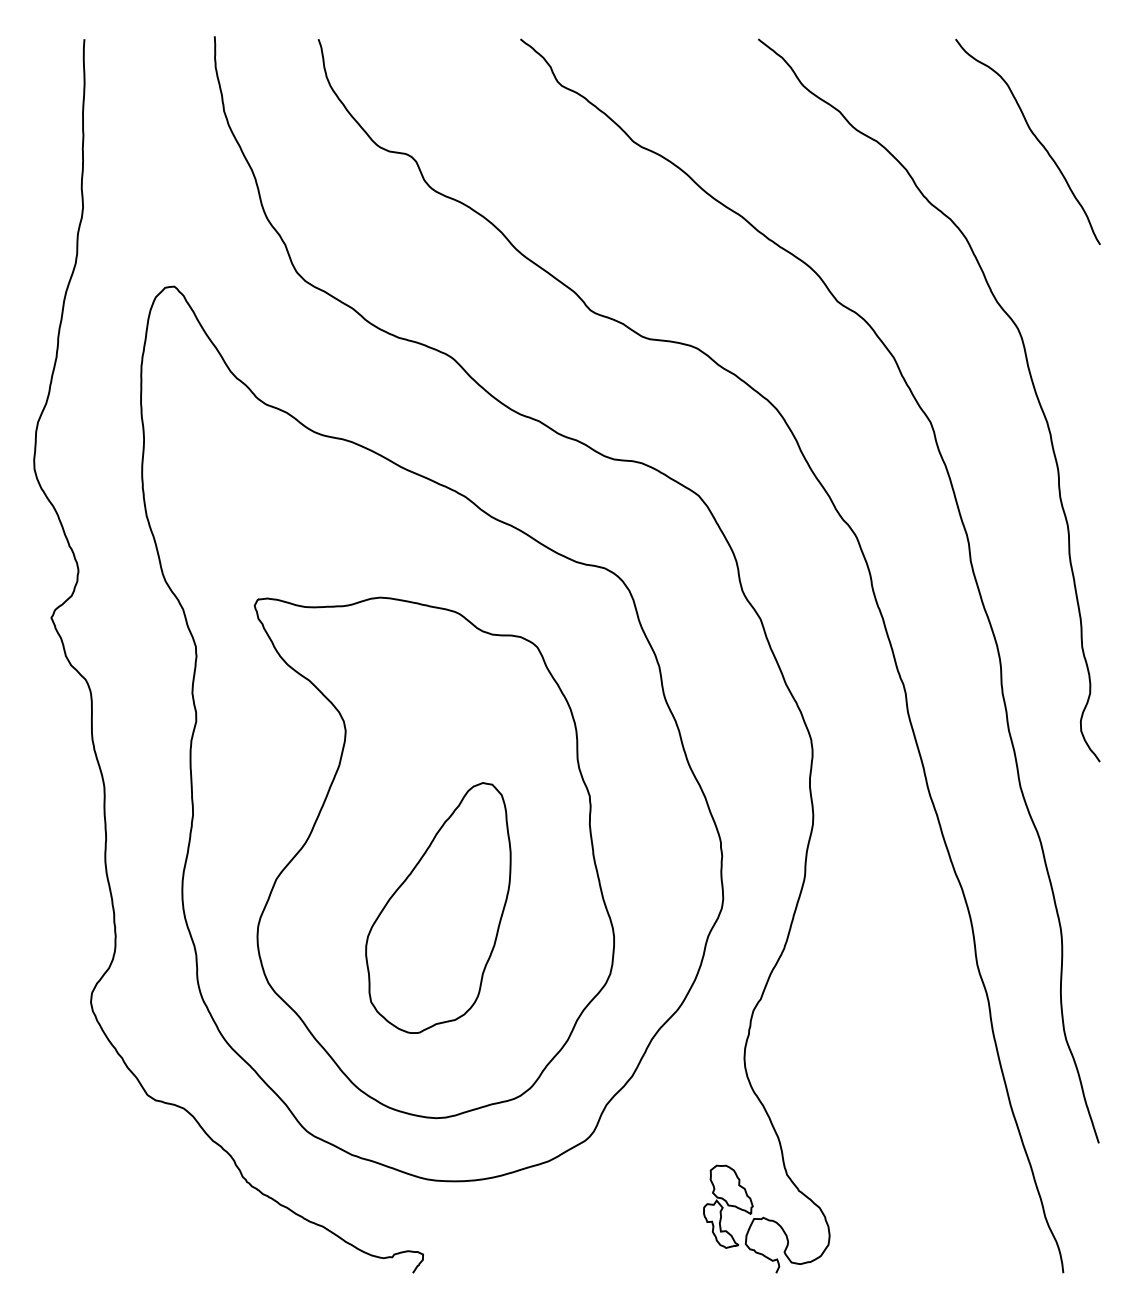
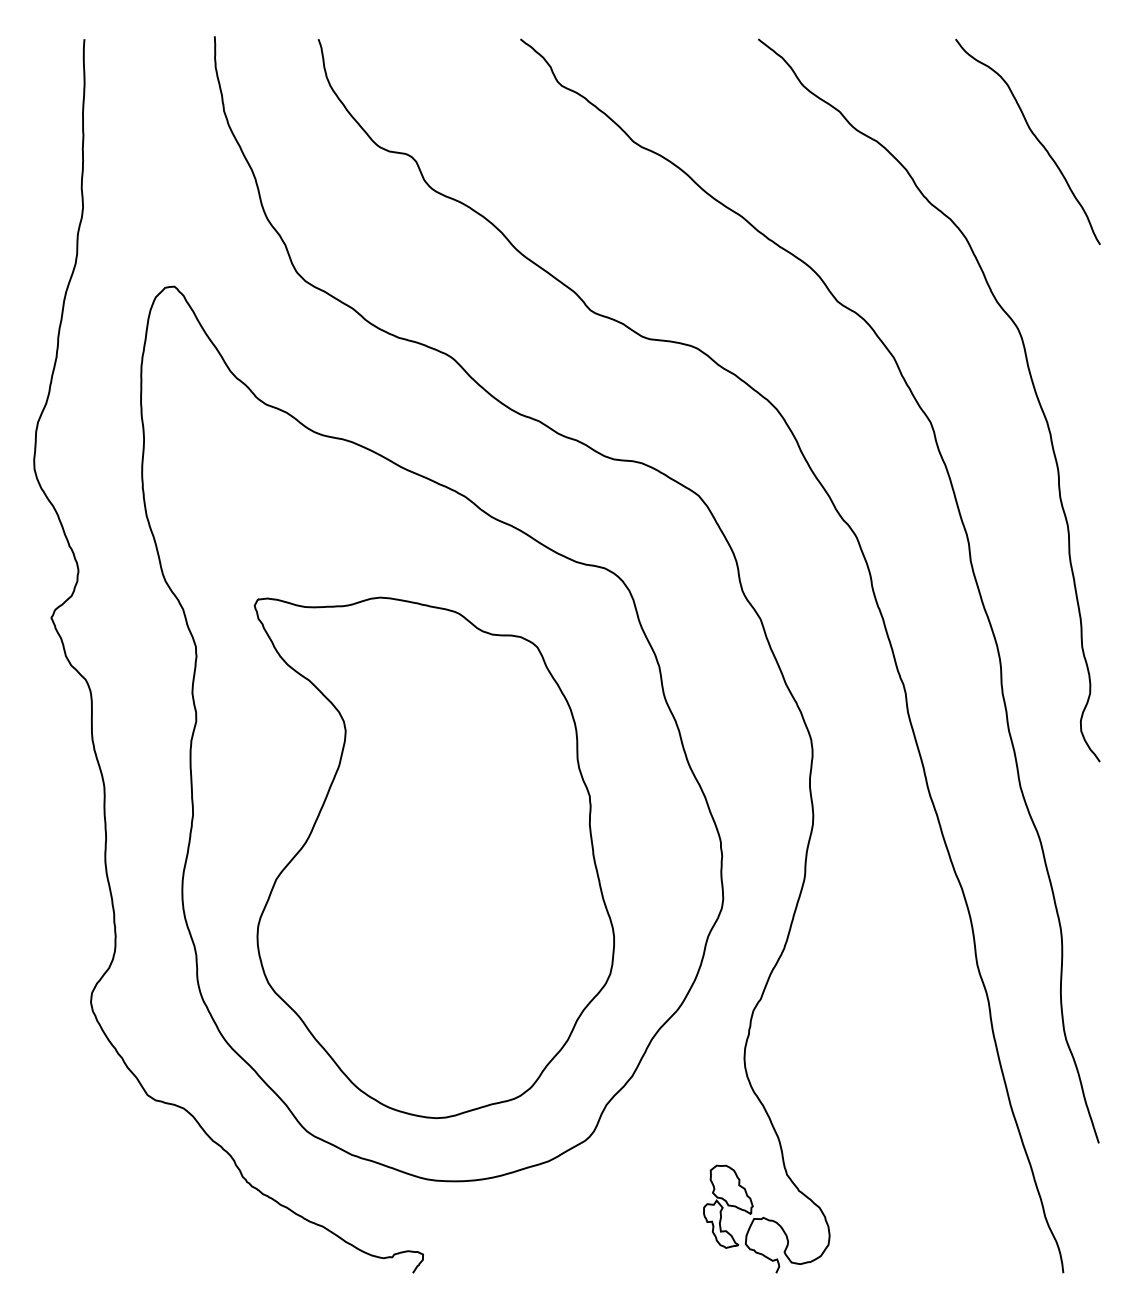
part: present -> none (438, 907)
